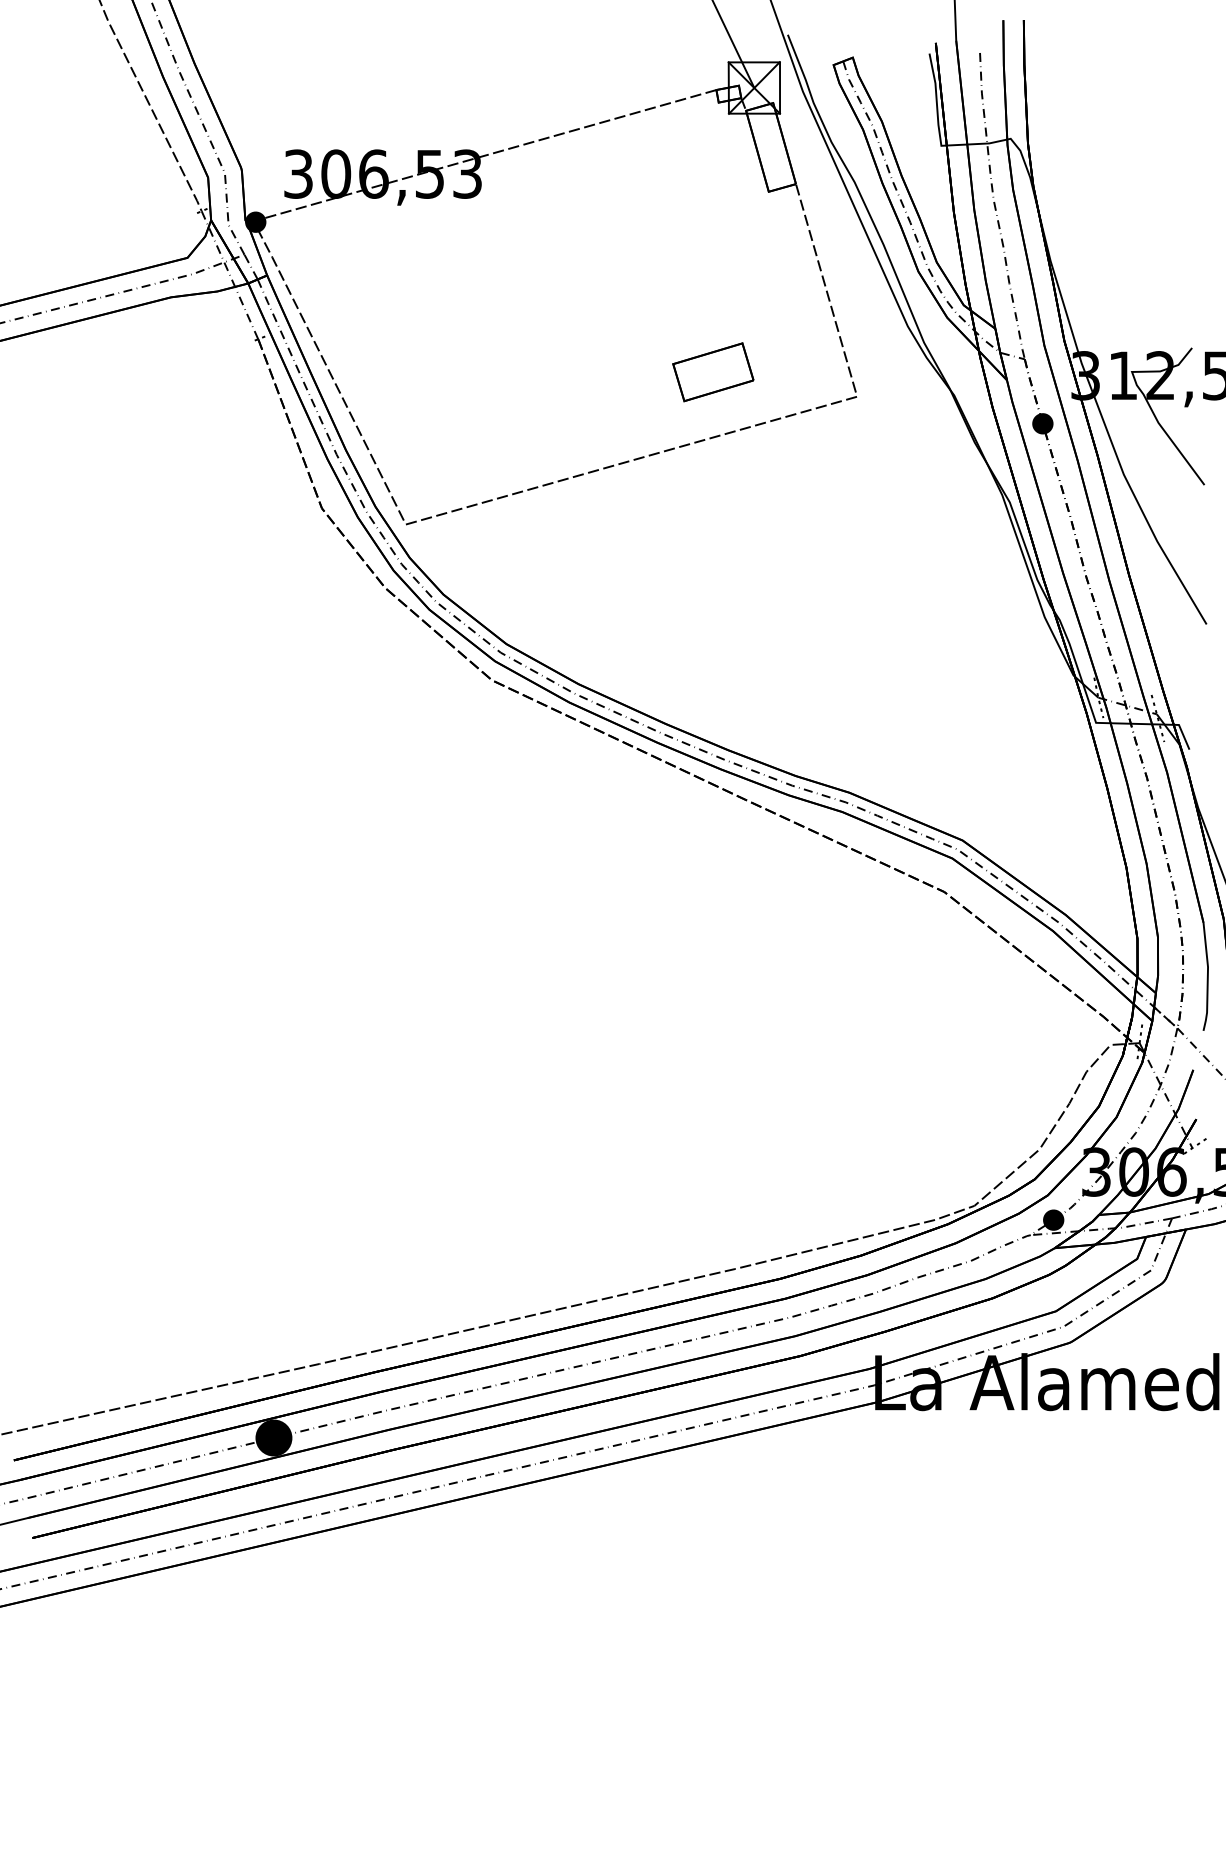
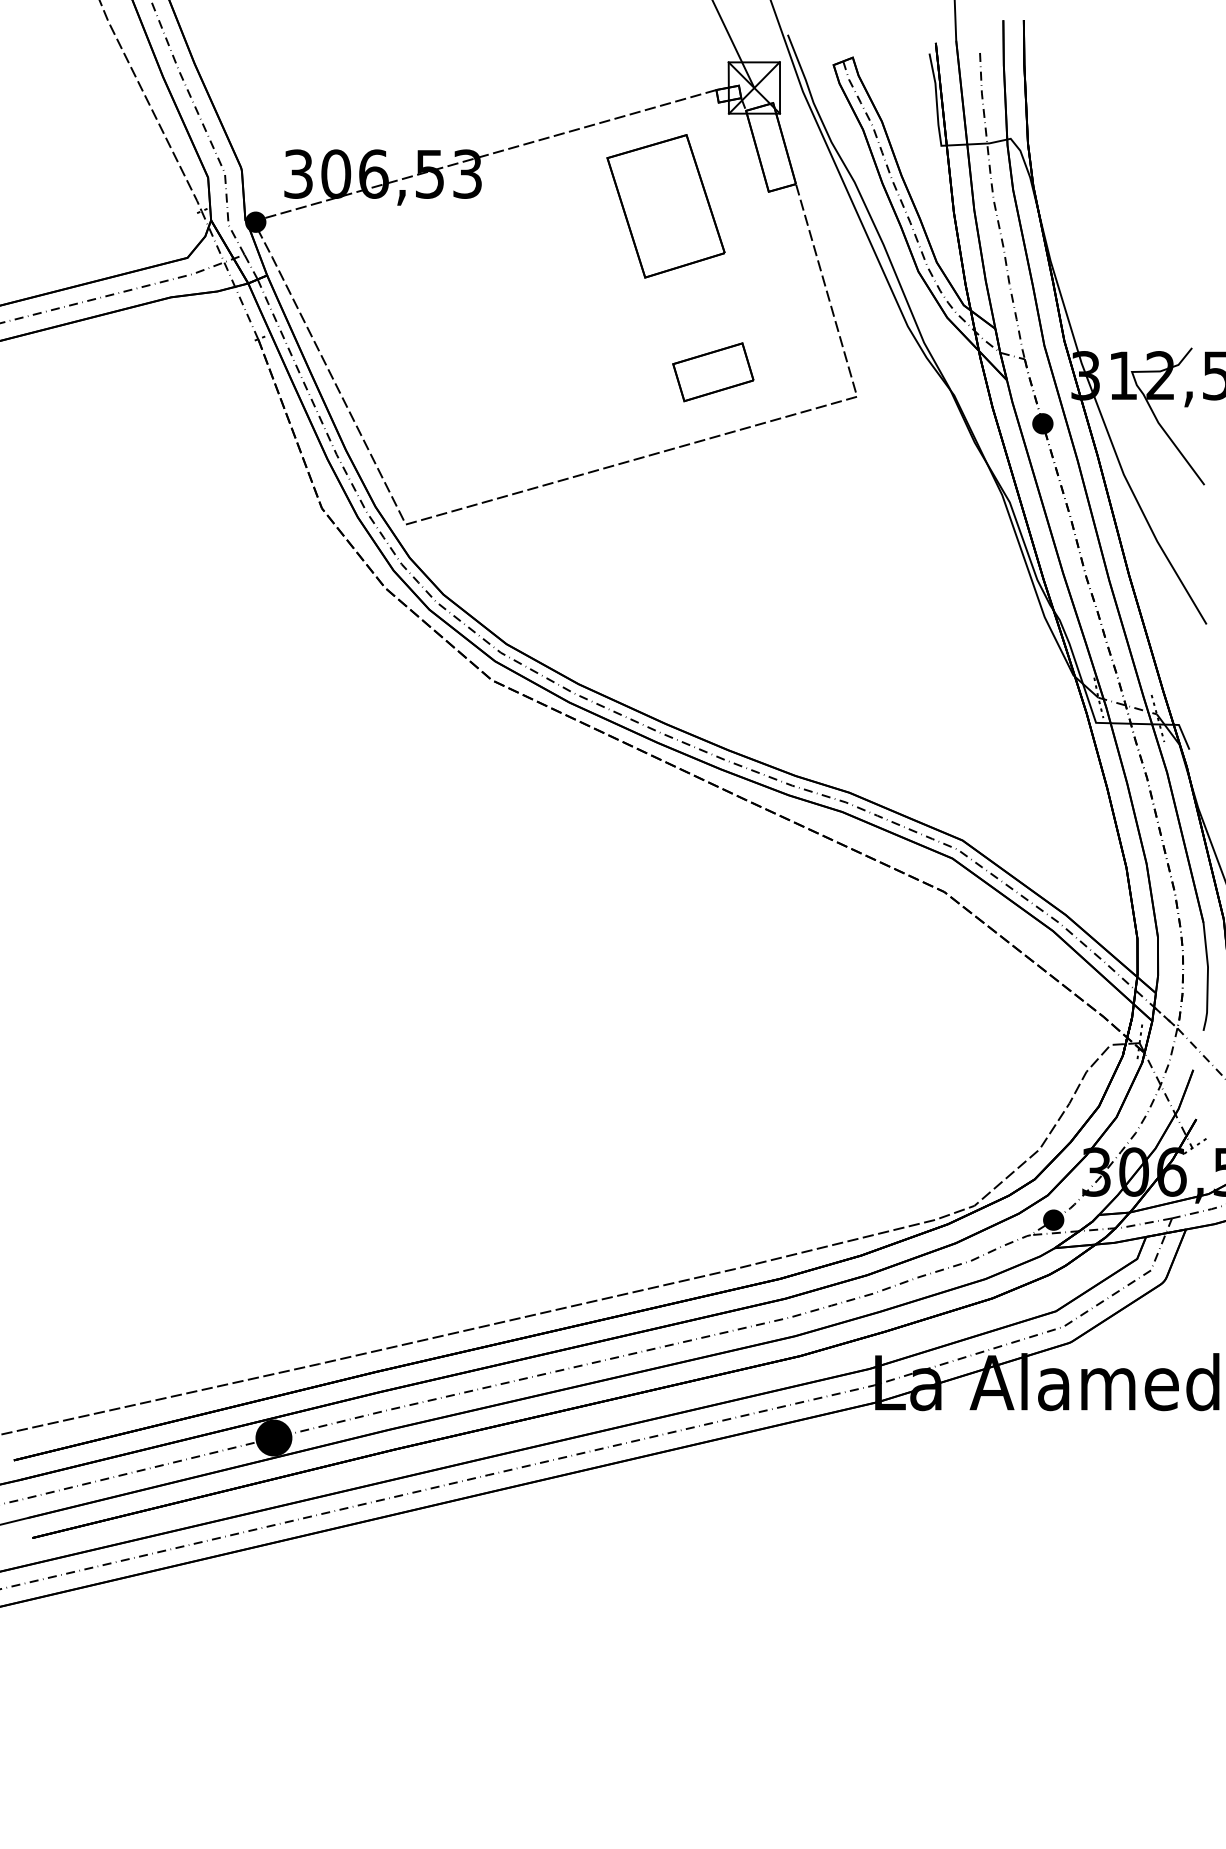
part: none -> present (665, 206)
